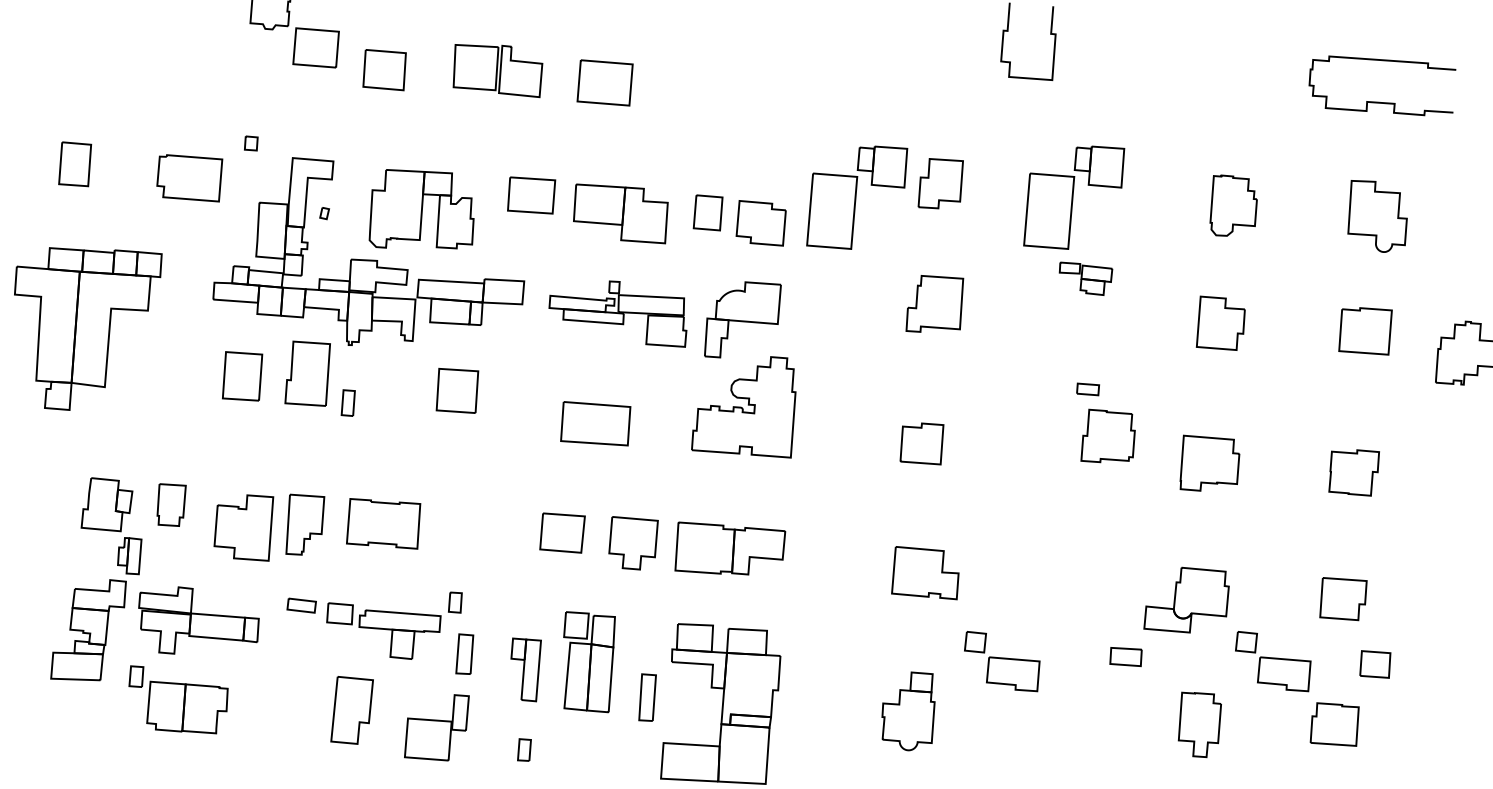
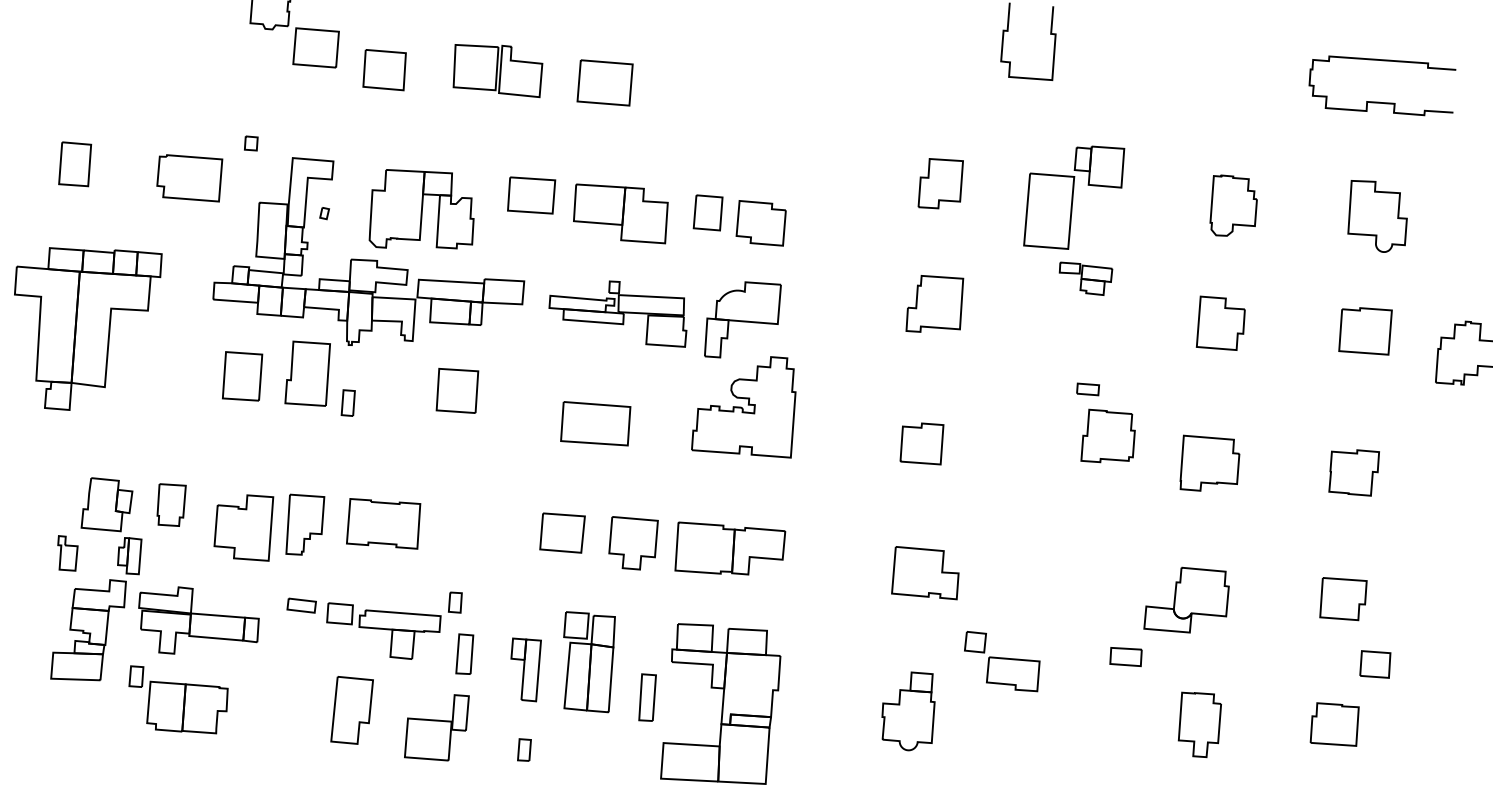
part: present -> none (857, 197)
part: none -> present (67, 553)
part: present -> none (1273, 661)
